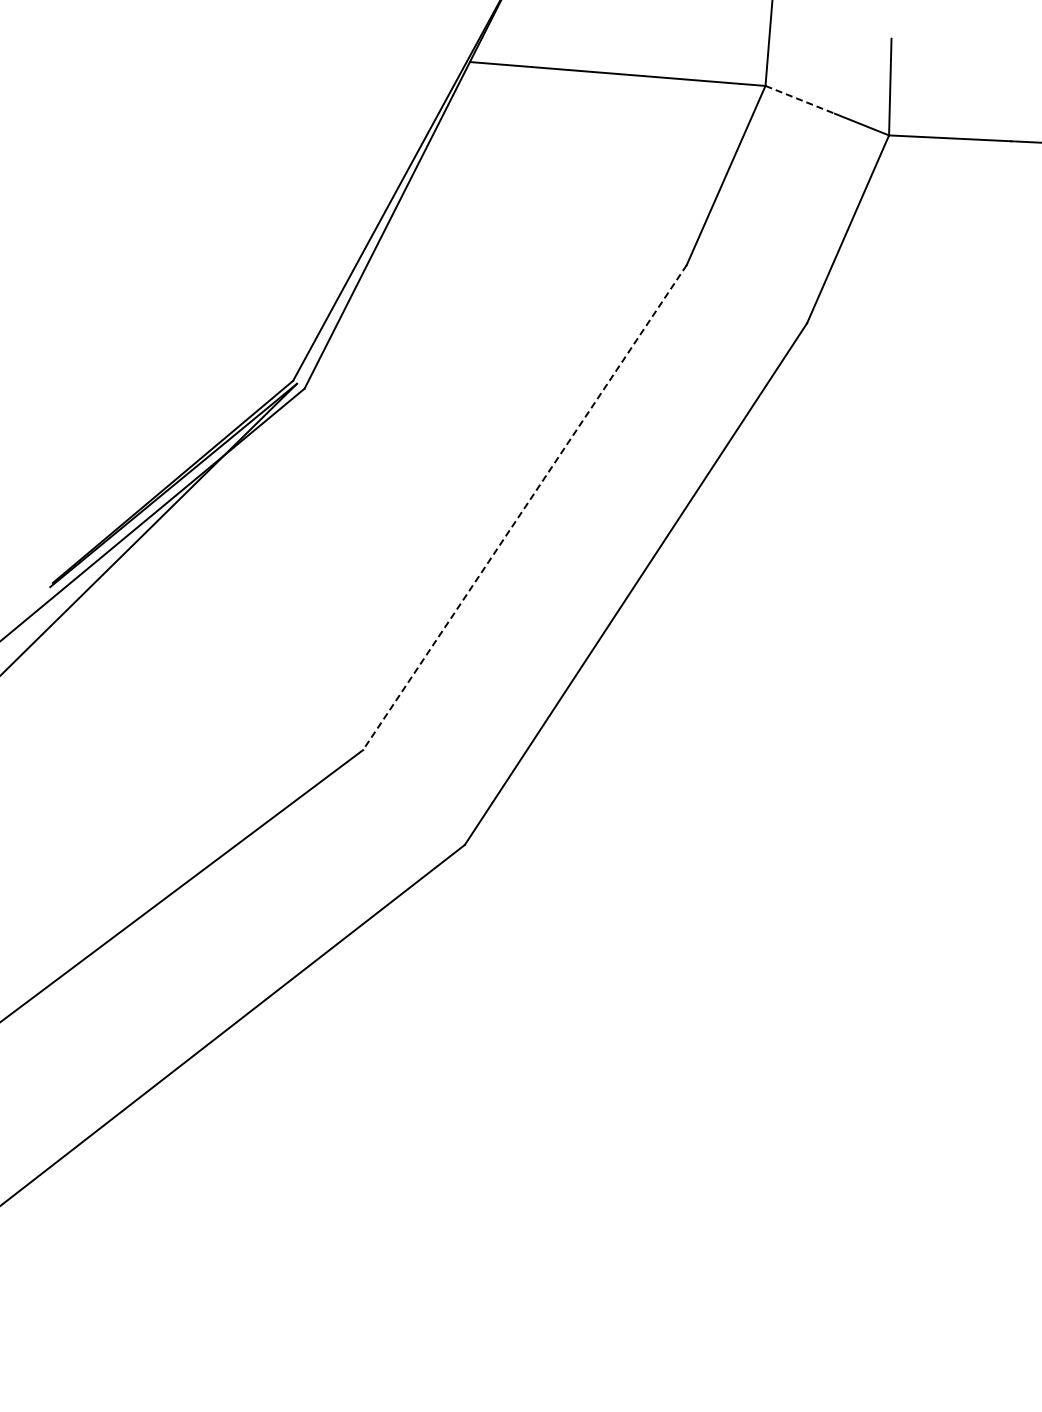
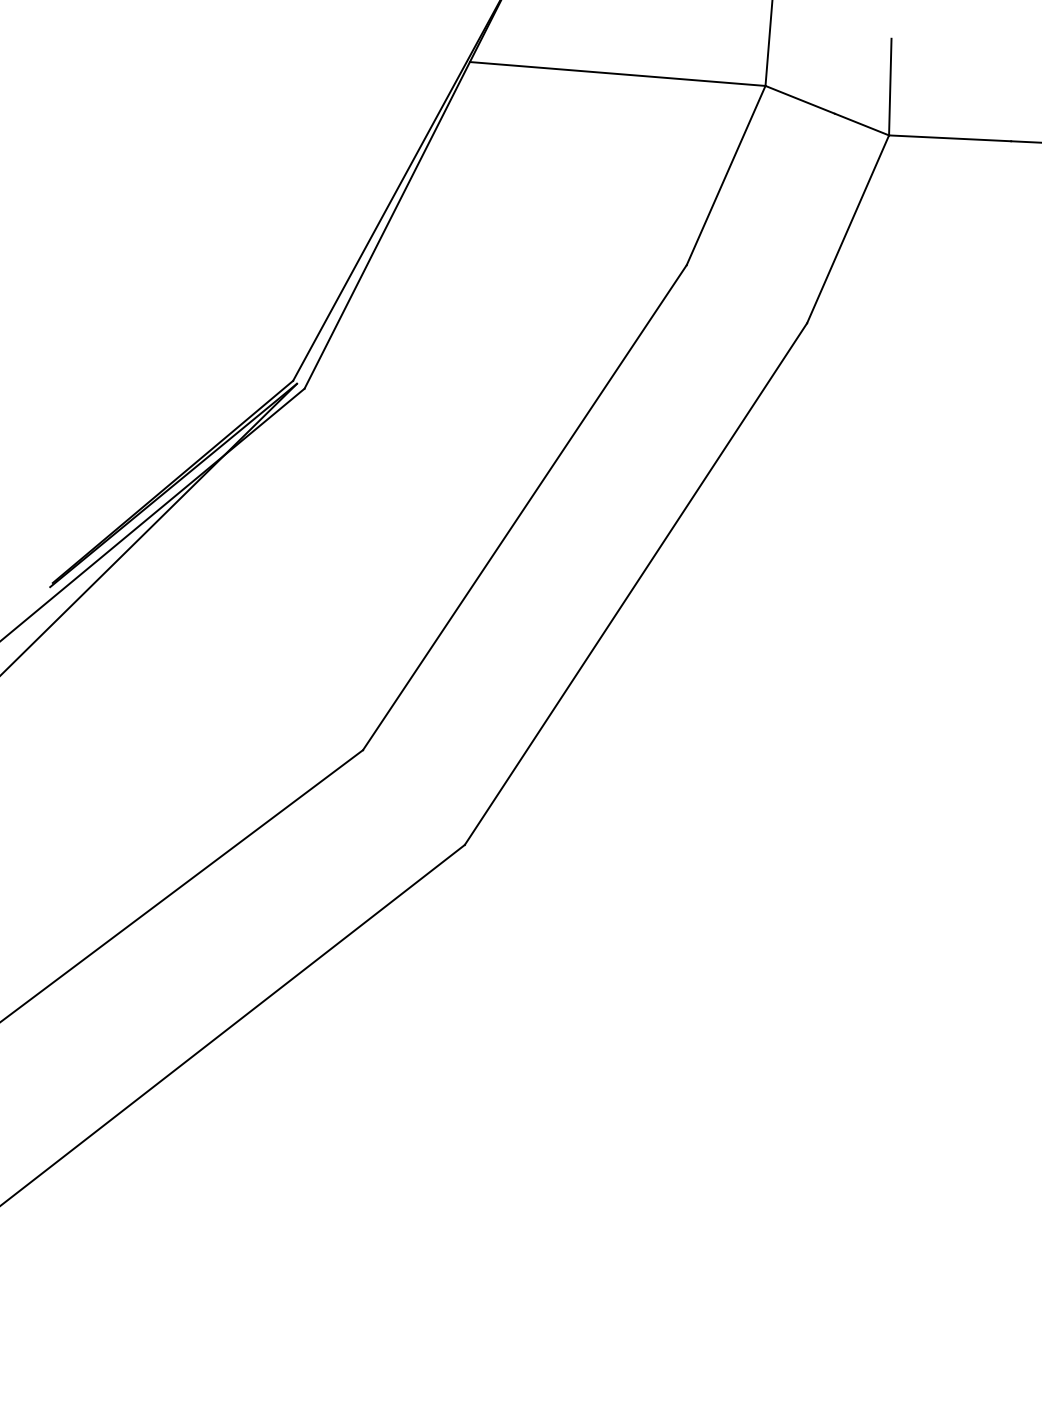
line: dashed -> solid (800, 100)
line: dashed -> solid (524, 507)
